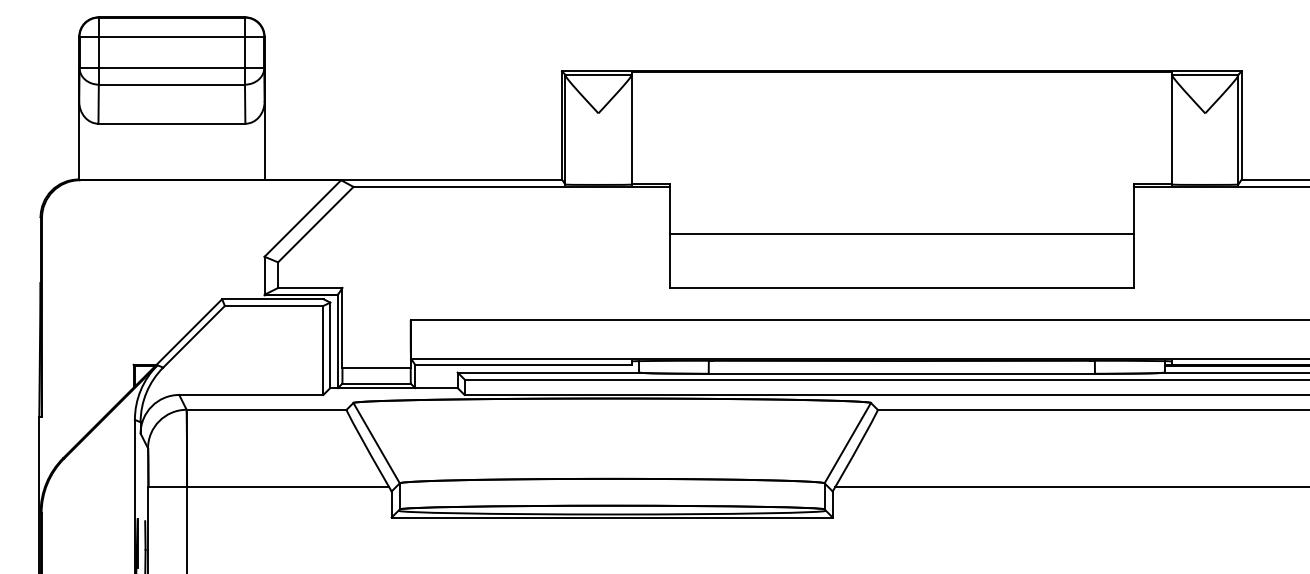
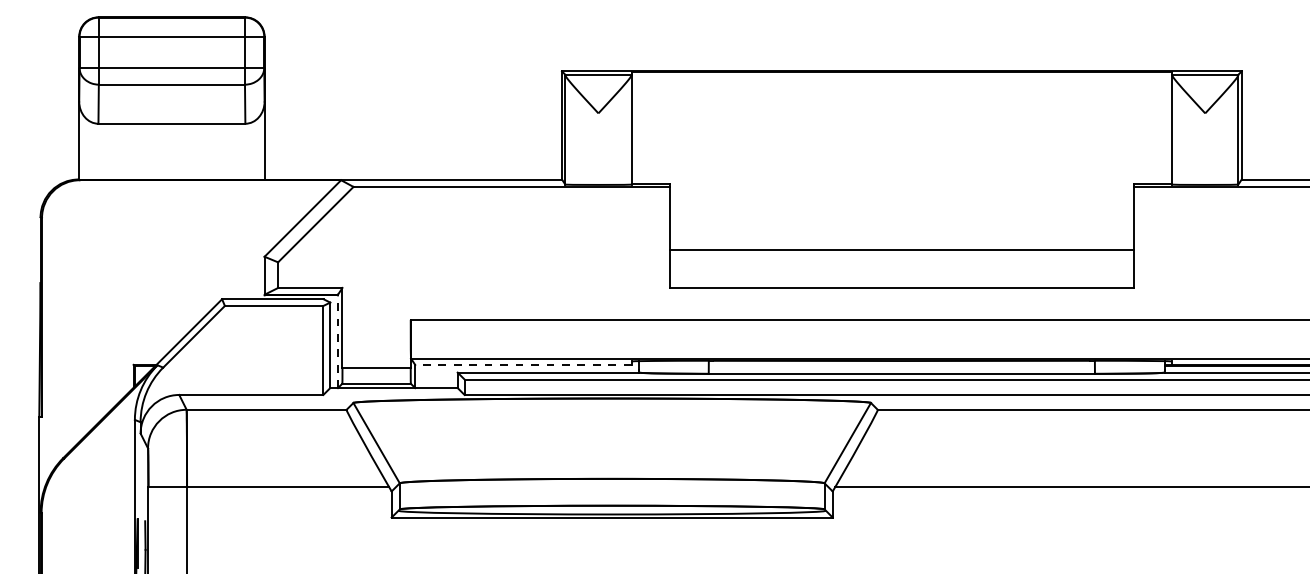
line position: (901, 233) -> (901, 249) (901, 249)
line: solid -> dashed (337, 341)
line: solid -> dashed (522, 364)
